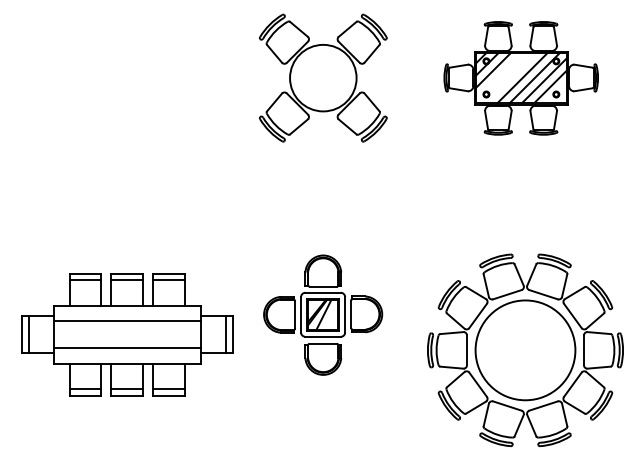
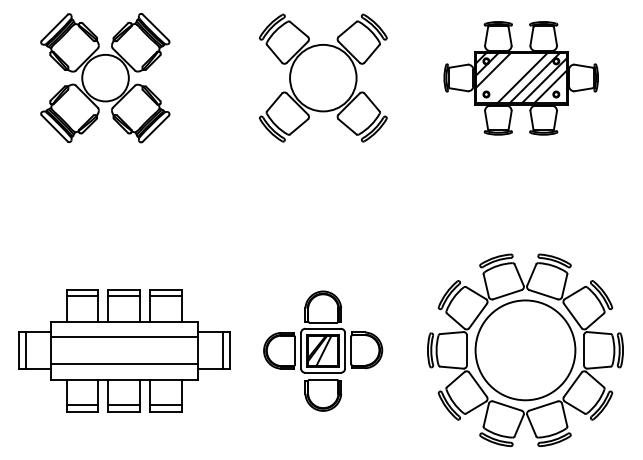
part: none -> present (105, 78)
part position: (323, 314) -> (323, 350) (323, 350)
part position: (127, 334) -> (124, 350) (124, 350)
